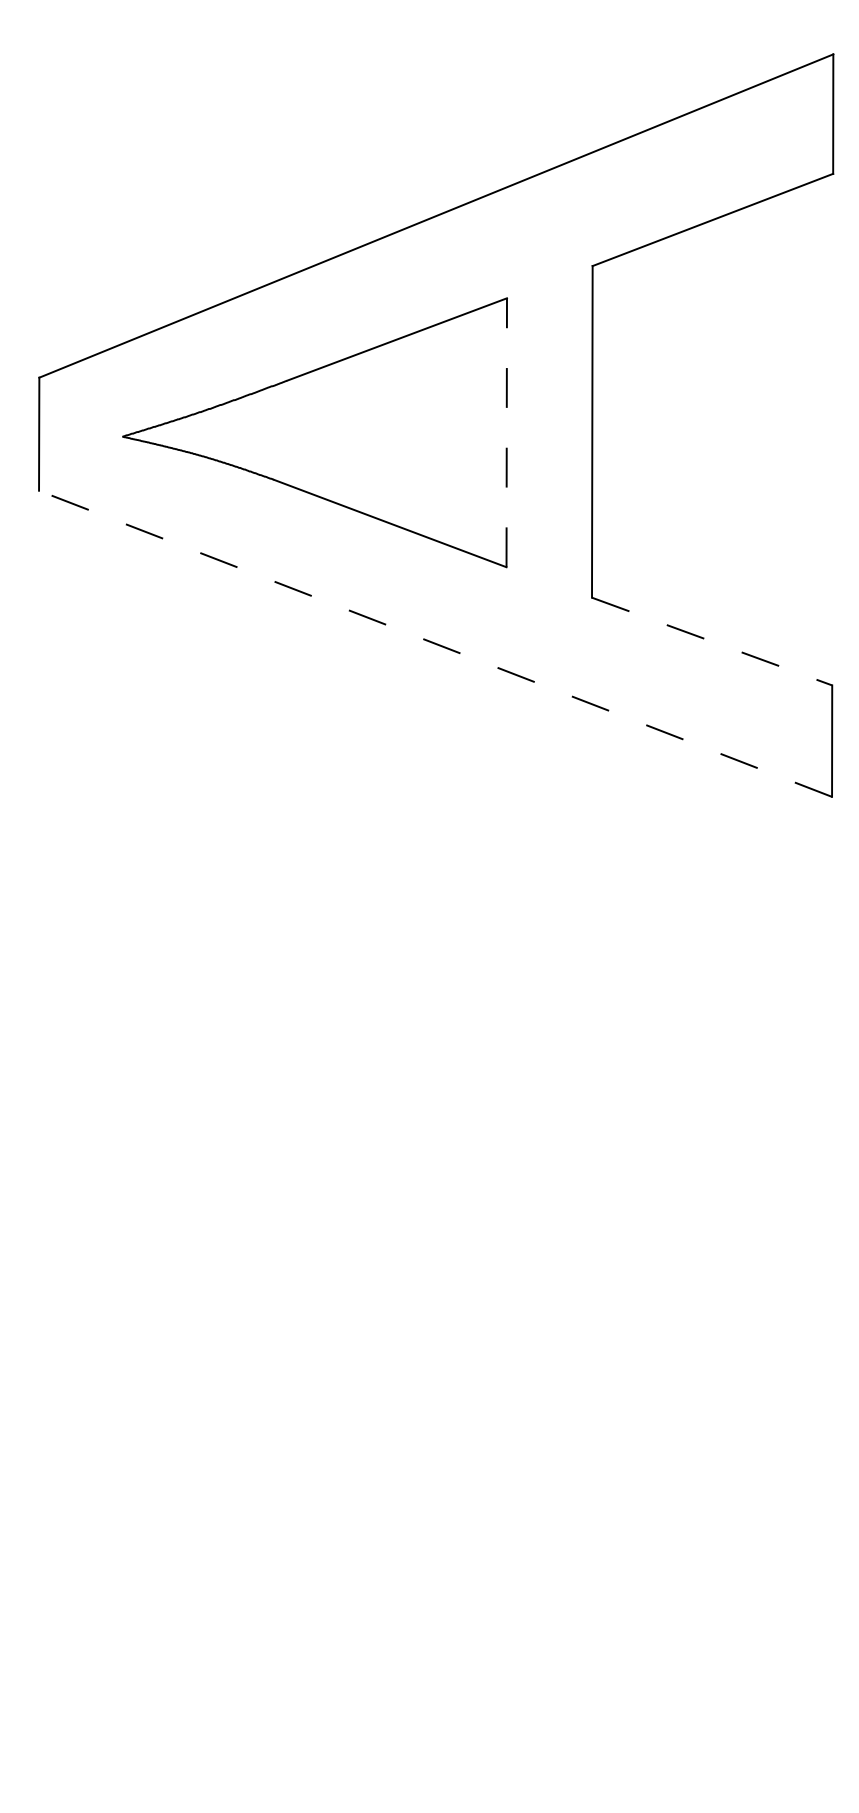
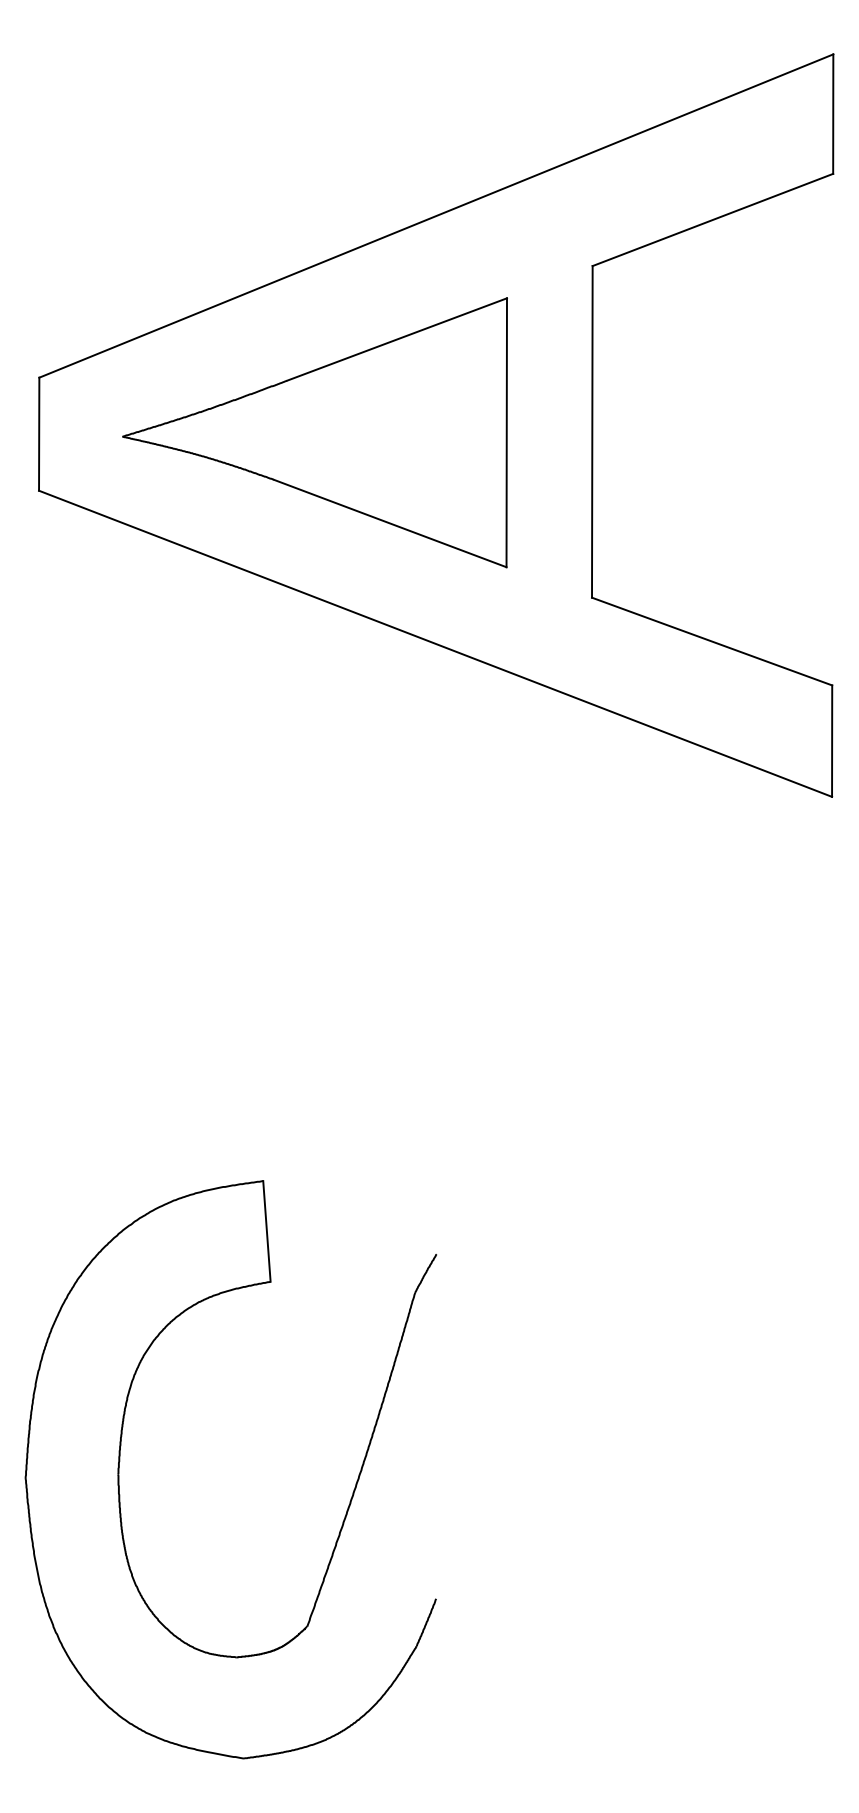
line: dashed -> solid (506, 432)
line: dashed -> solid (712, 641)
line: dashed -> solid (435, 643)
part: none -> present (120, 1461)
